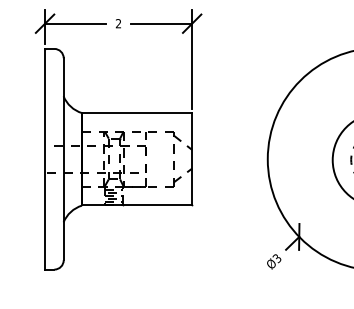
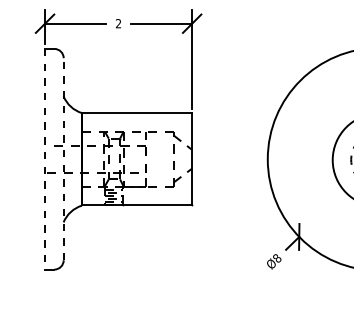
line: solid -> dashed (63, 158)
line: solid -> dashed (45, 159)
text: Ø3 -> Ø8 (276, 258)
